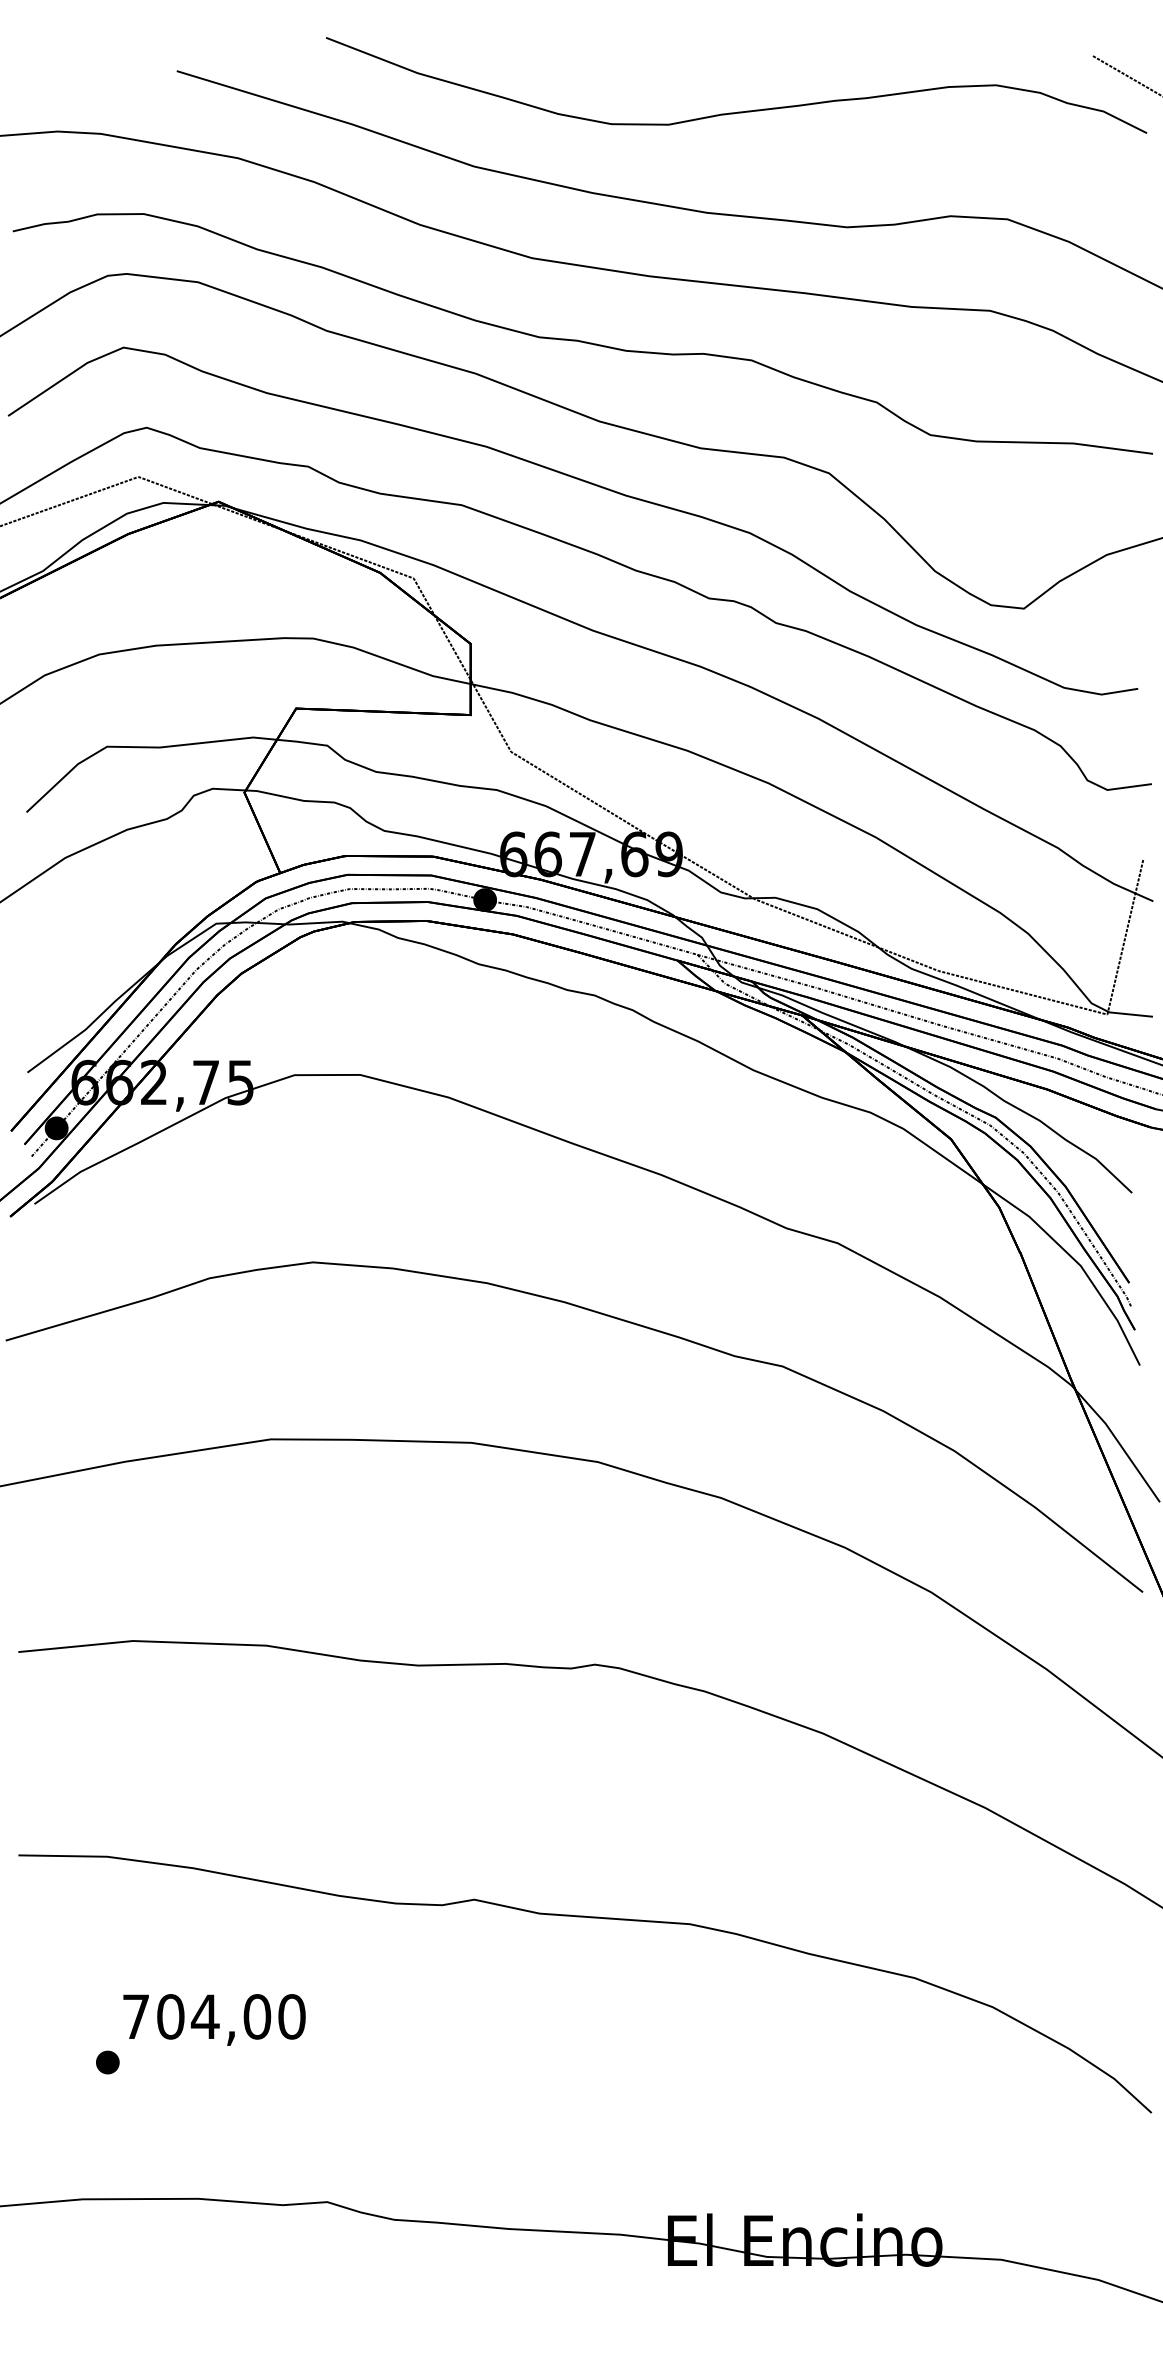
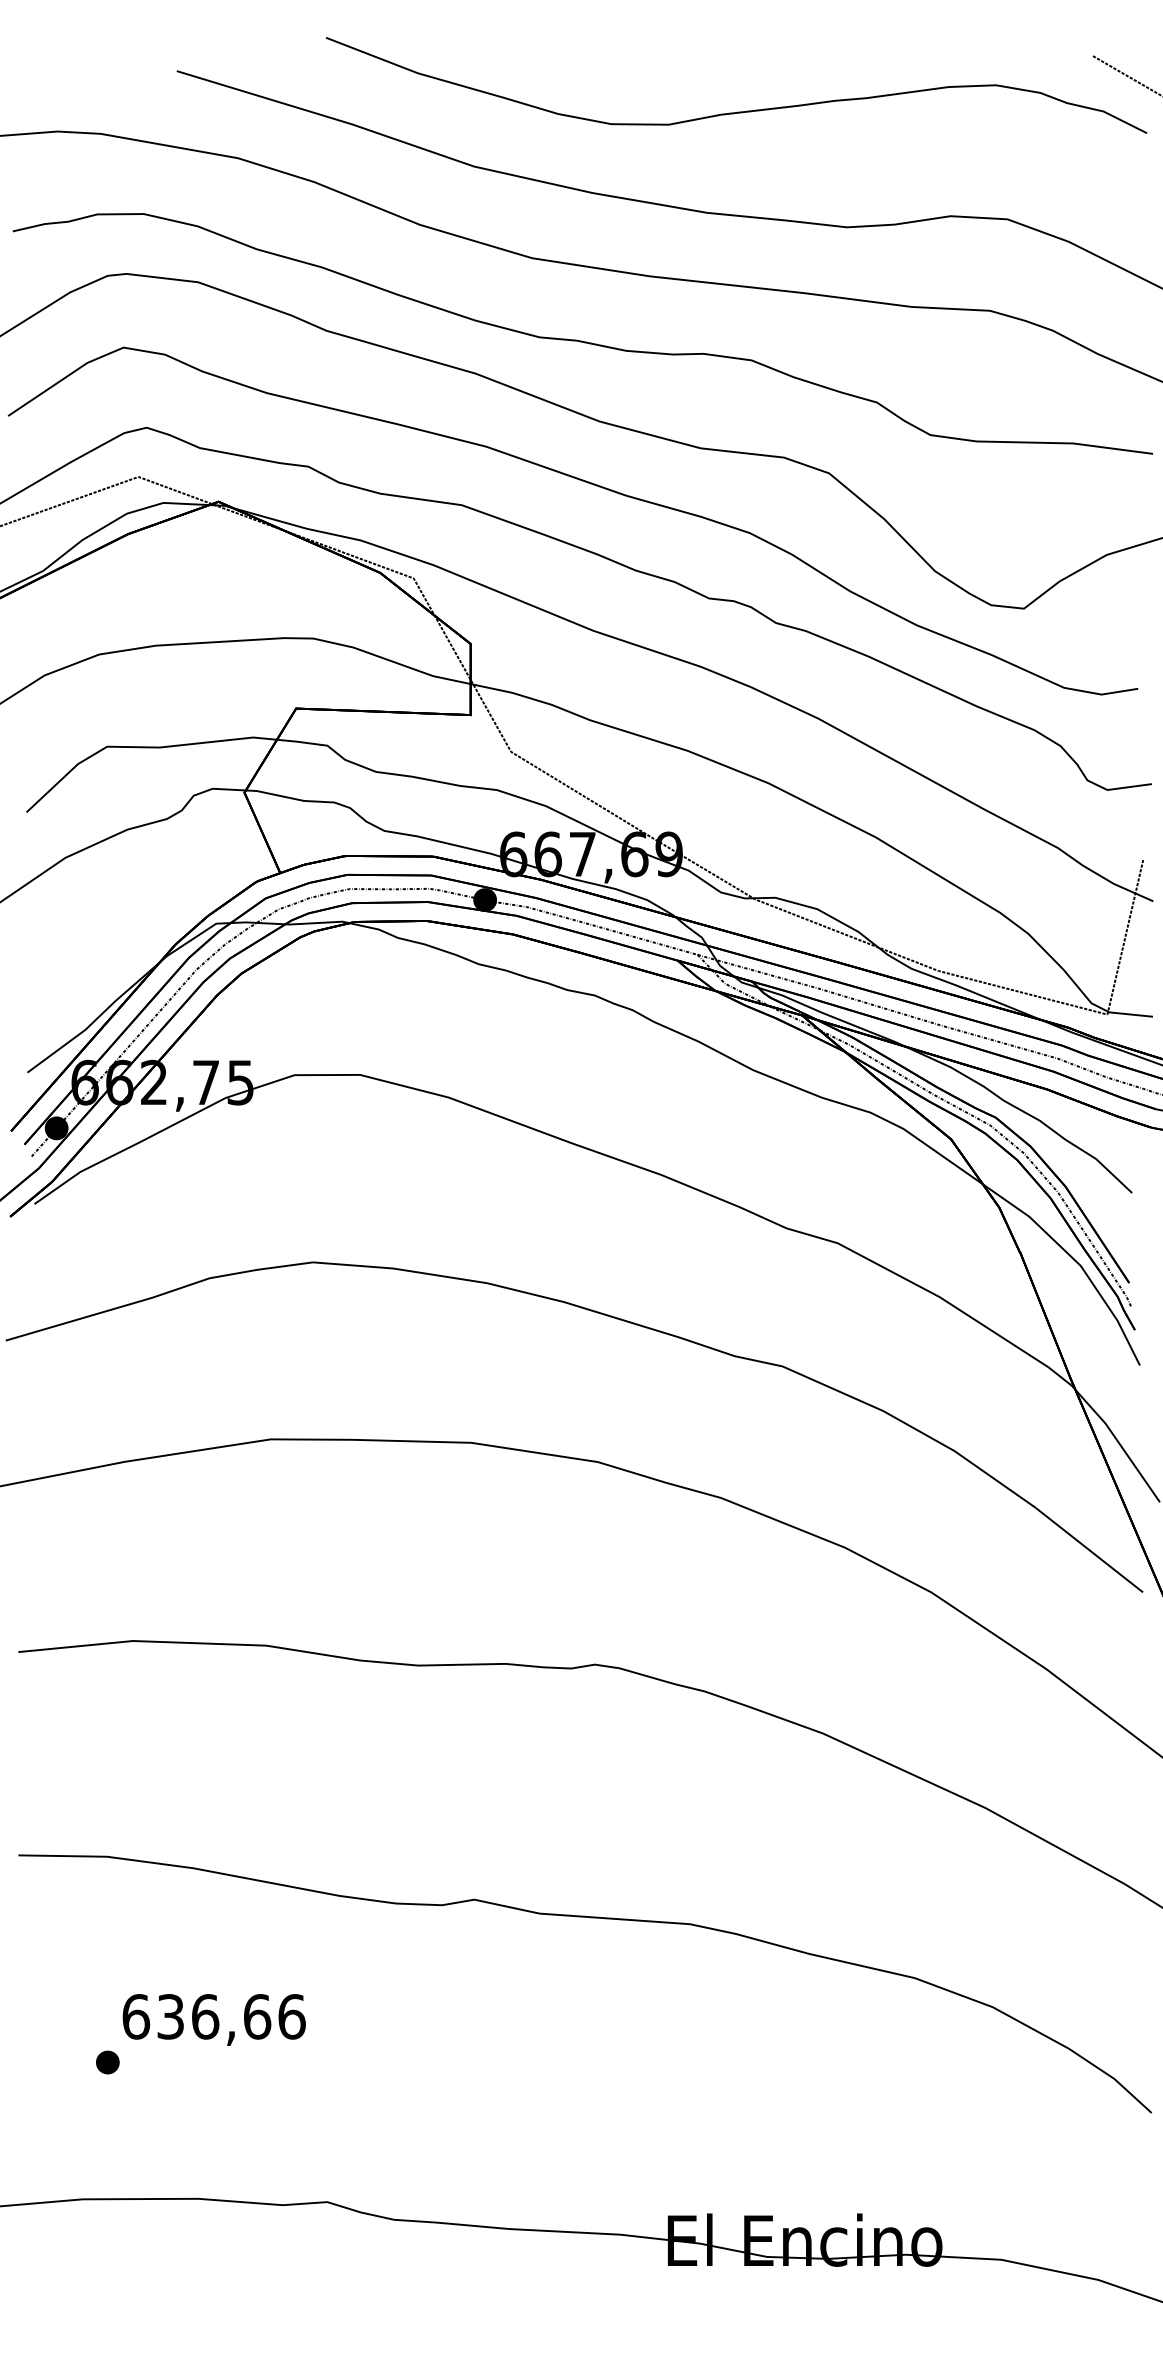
text: 704,00 -> 636,66 (213, 2016)
